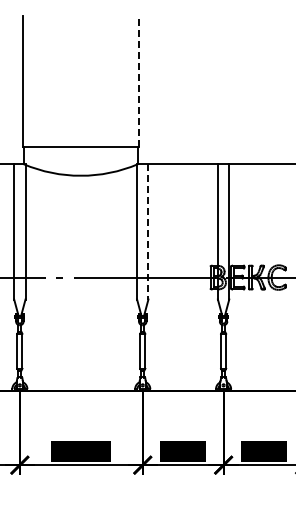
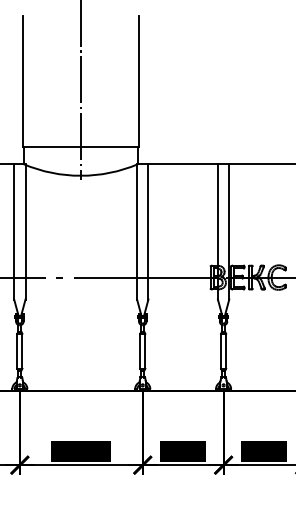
line: dashed -> solid (138, 81)
line: none -> present (80, 91)
line: dashed -> solid (148, 231)
